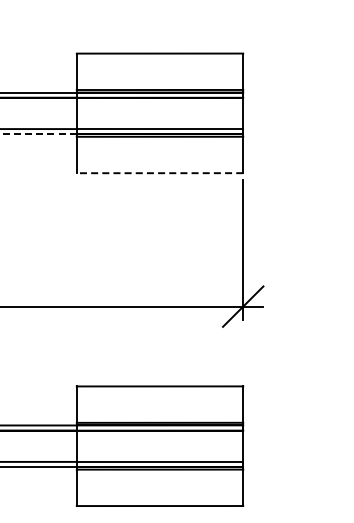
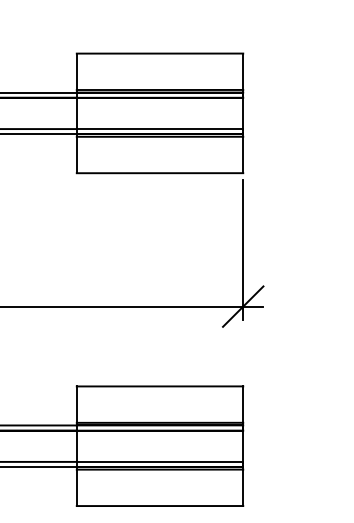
line: dashed -> solid (38, 134)
line: dashed -> solid (159, 173)
